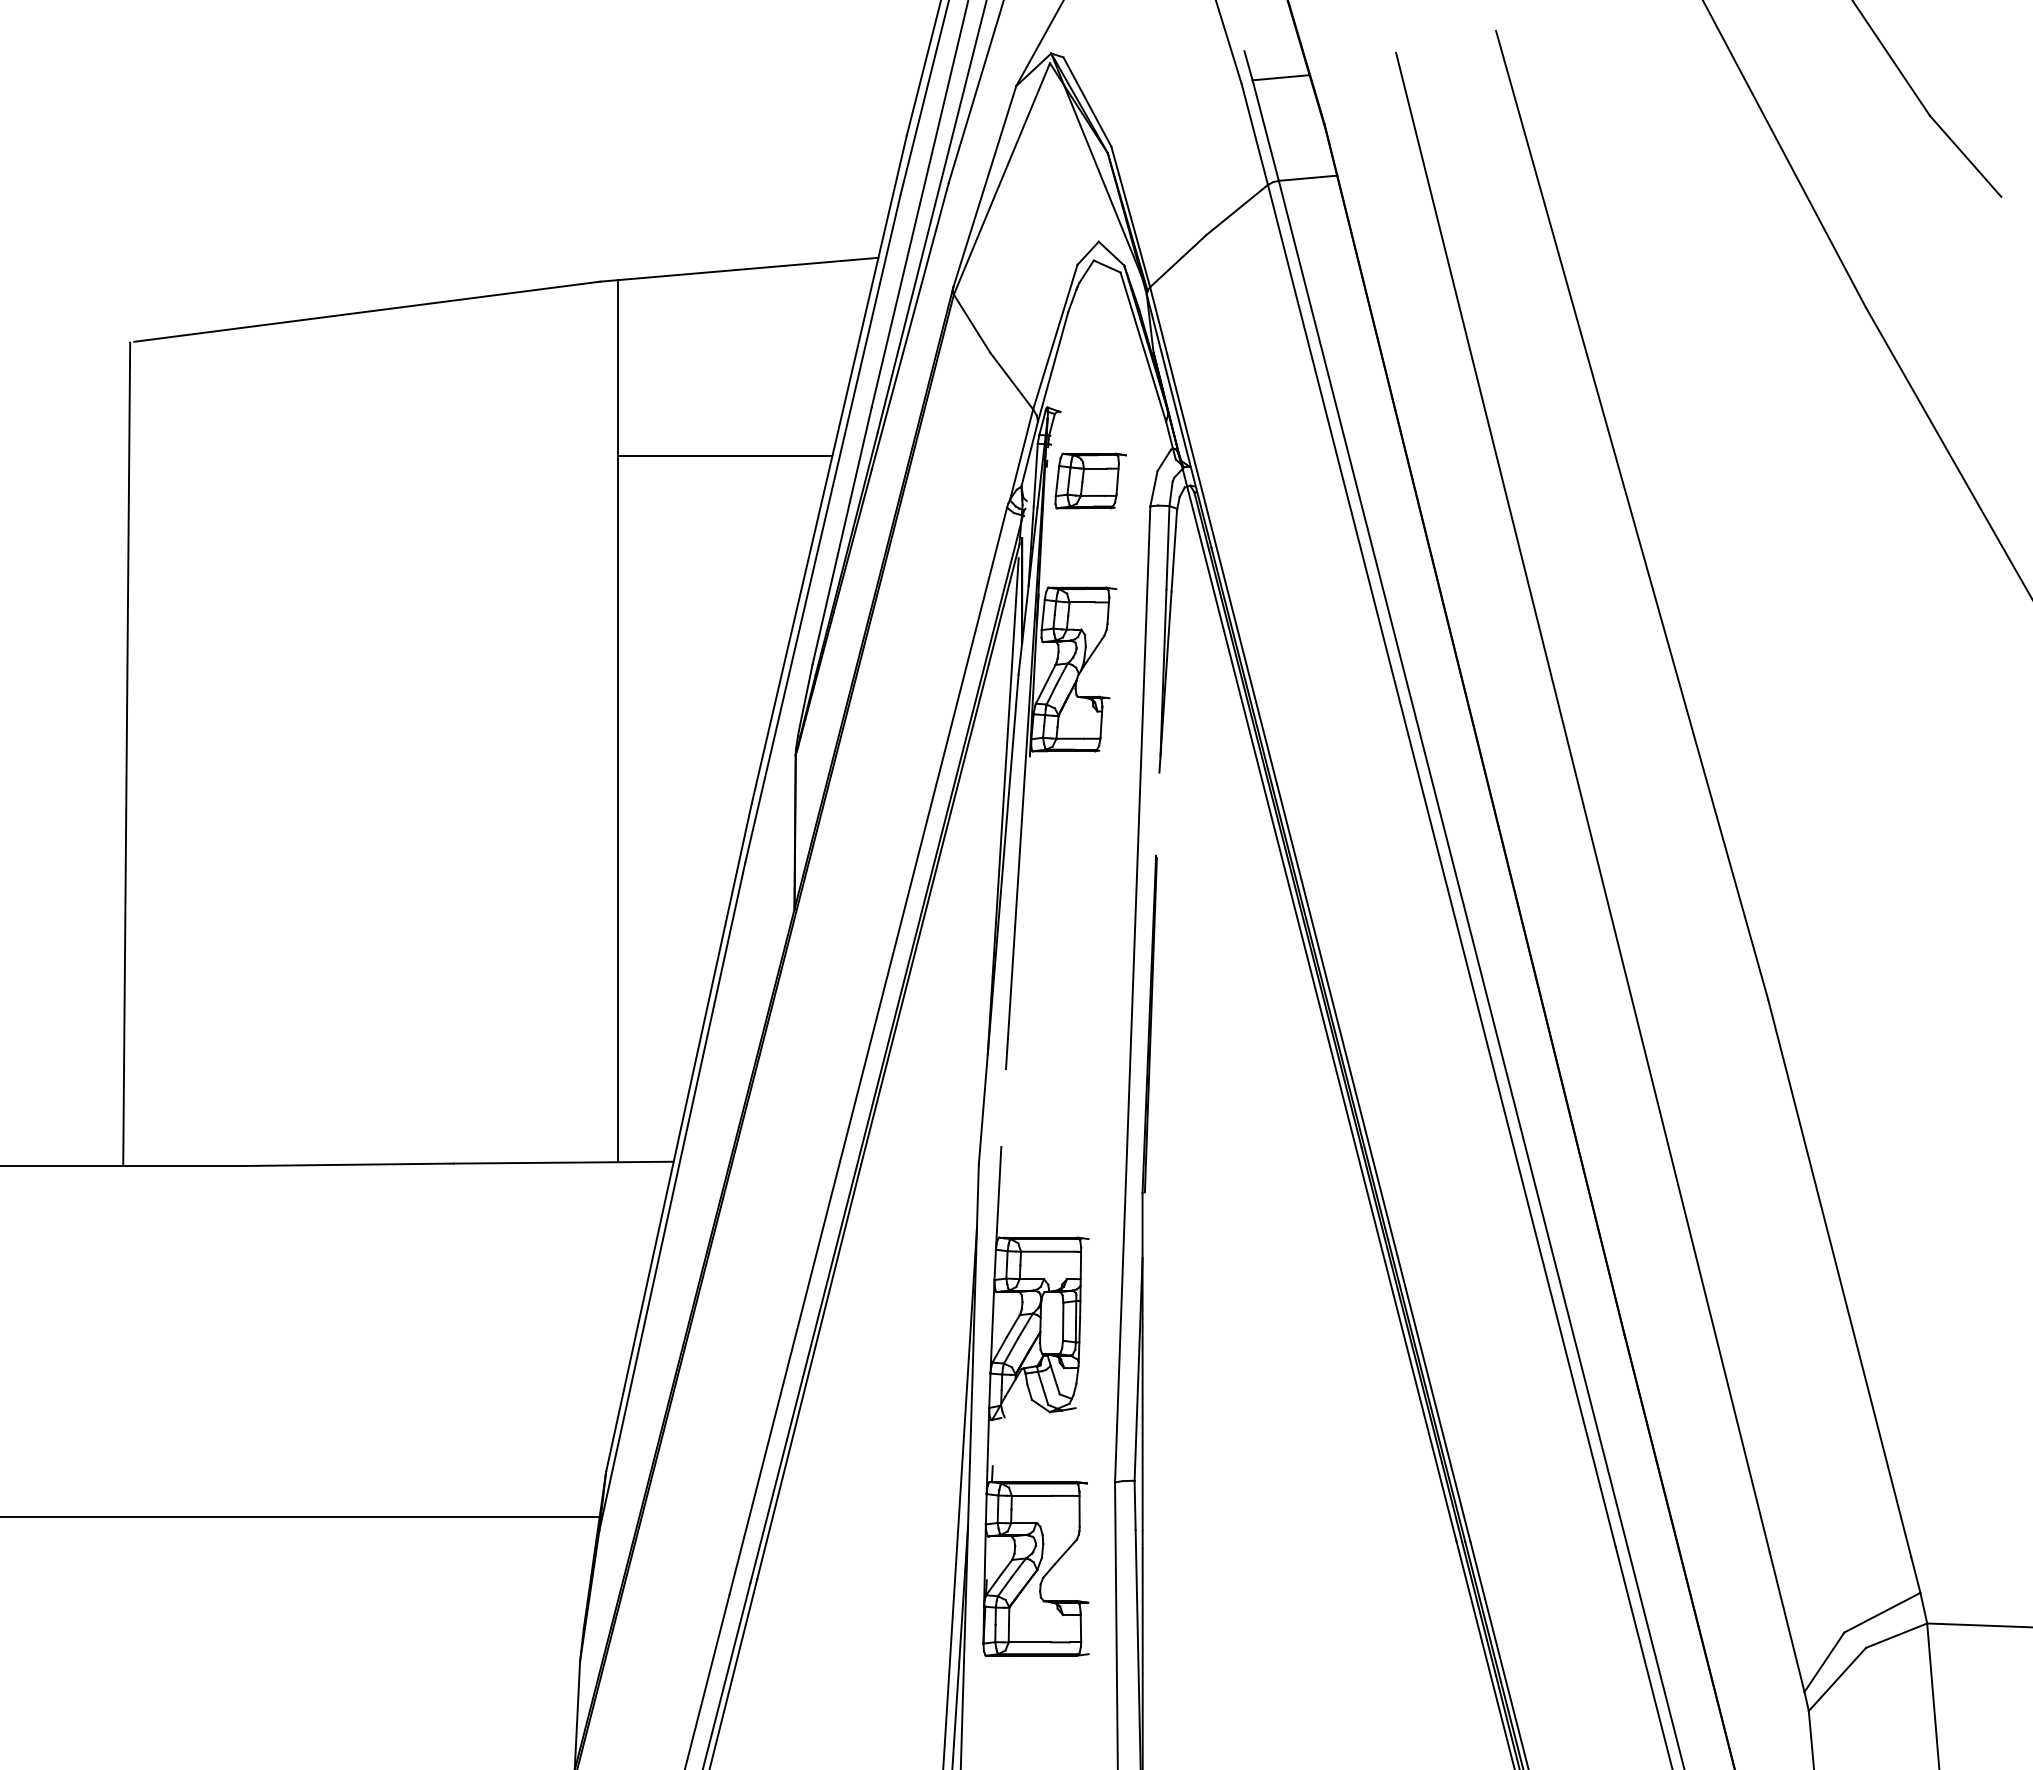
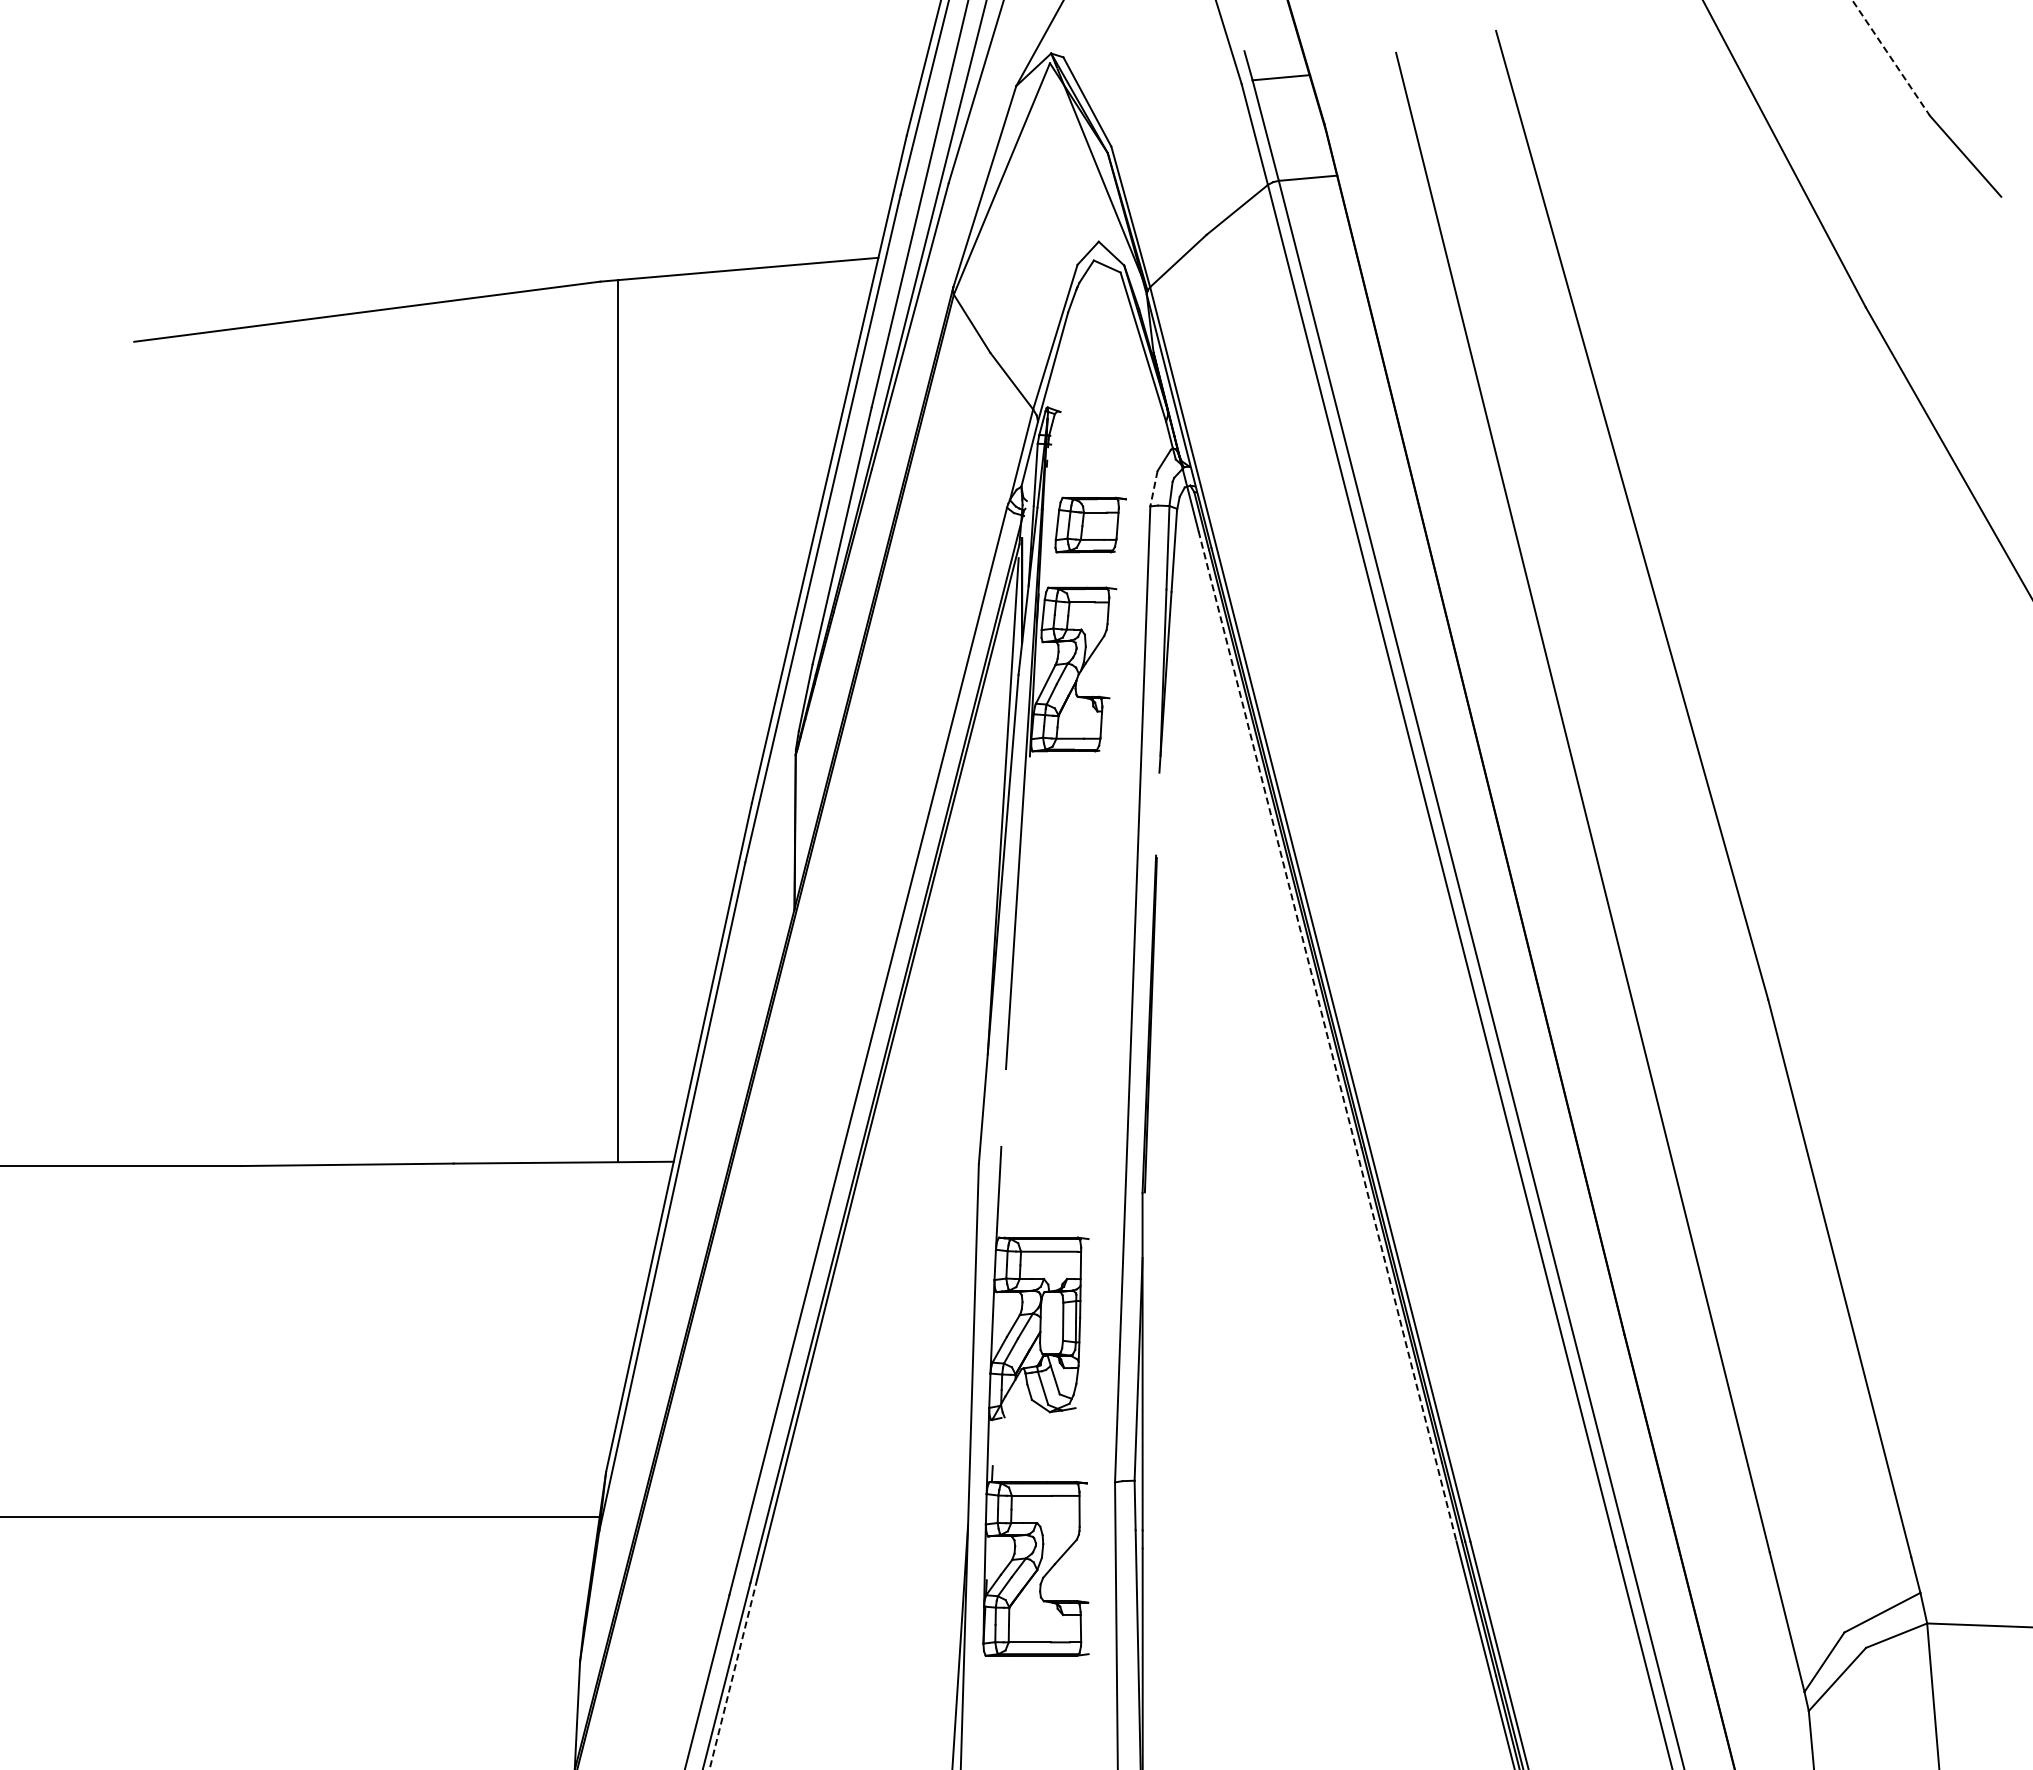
line: solid -> dashed (1891, 58)
line: present -> none (724, 455)
part position: (1090, 480) -> (1090, 524) (1090, 524)
line: solid -> dashed (1153, 489)
line: present -> none (126, 754)
line: solid -> dashed (1327, 1036)
line: present -> none (959, 1496)
line: solid -> dashed (733, 1674)
